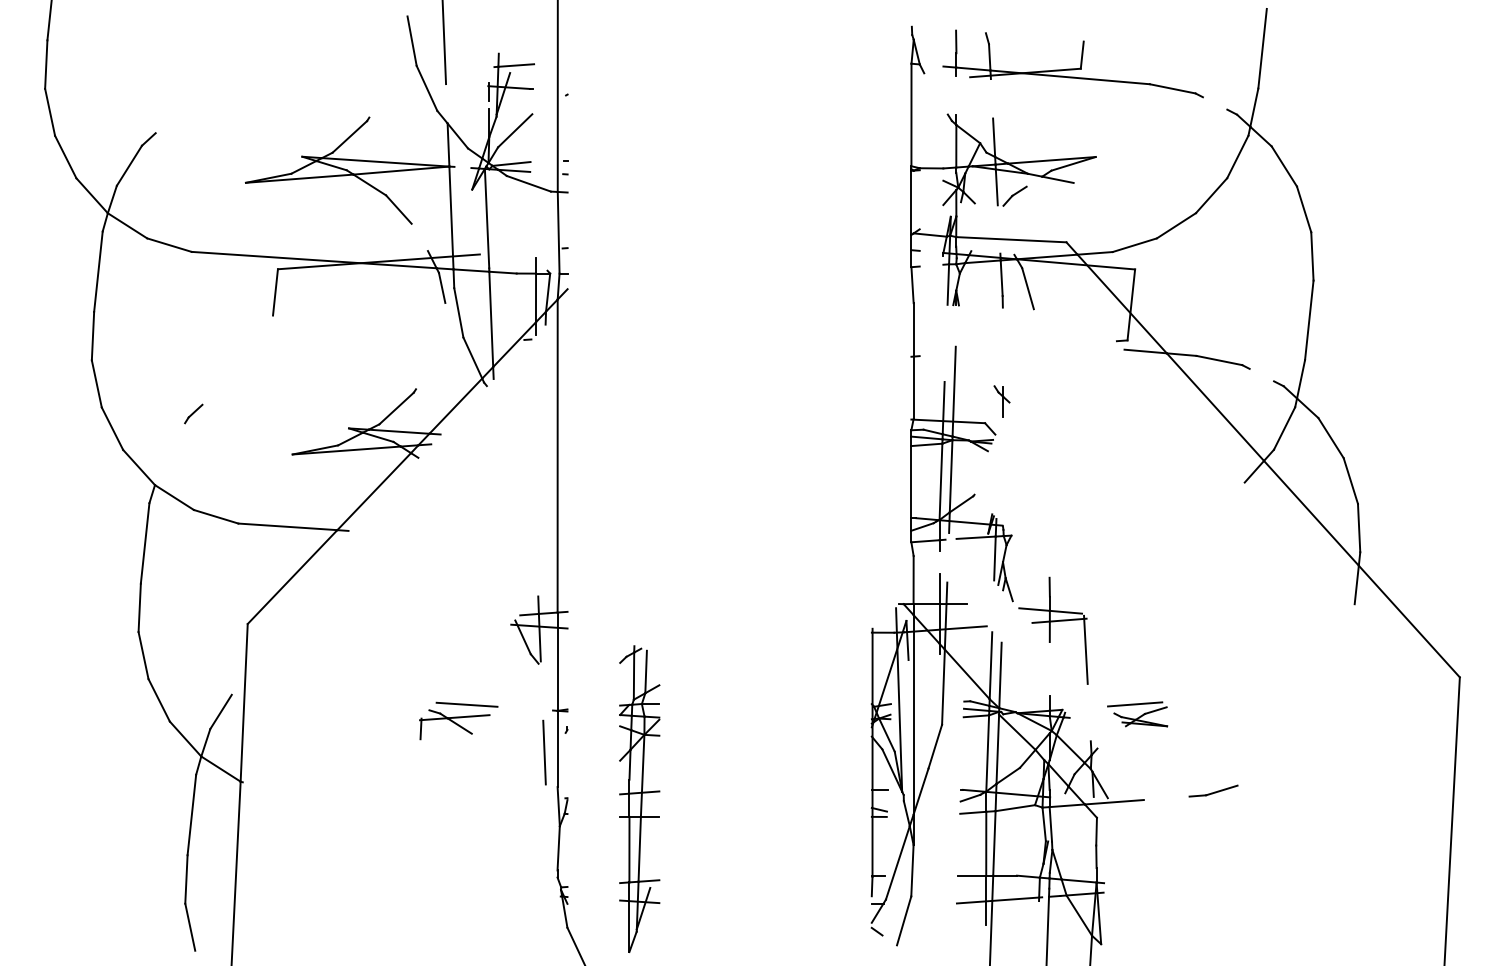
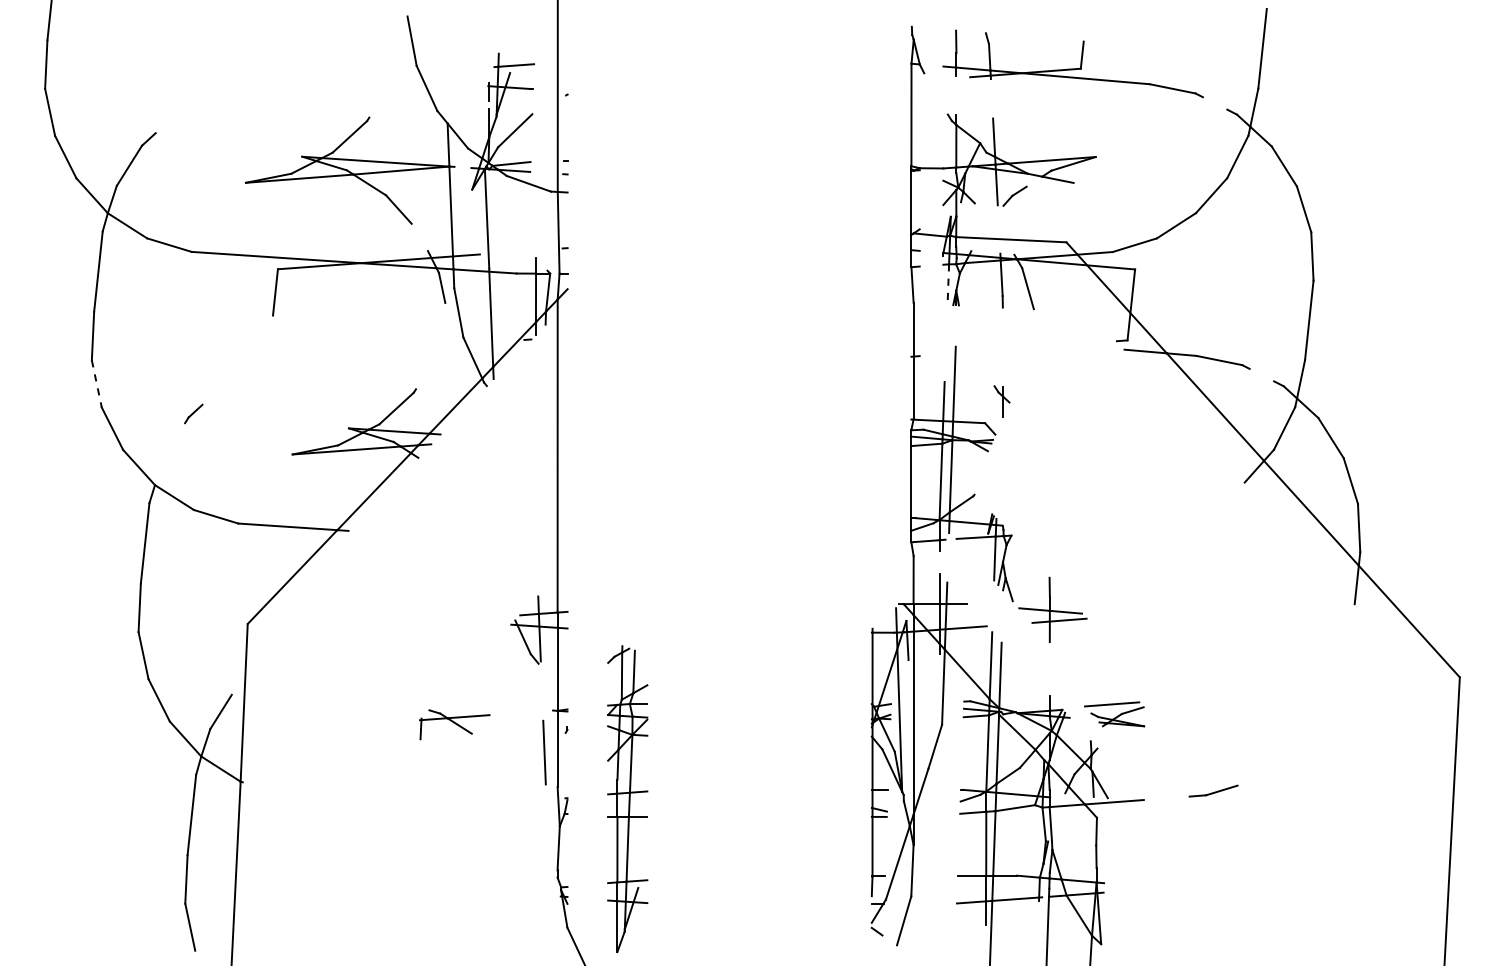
line: present -> none (444, 43)
line: solid -> dashed (948, 285)
line: solid -> dashed (96, 384)
line: present -> none (1085, 649)
line: present -> none (466, 704)
part position: (1137, 714) -> (1114, 714) (1114, 714)
part position: (639, 798) -> (627, 798) (627, 798)
